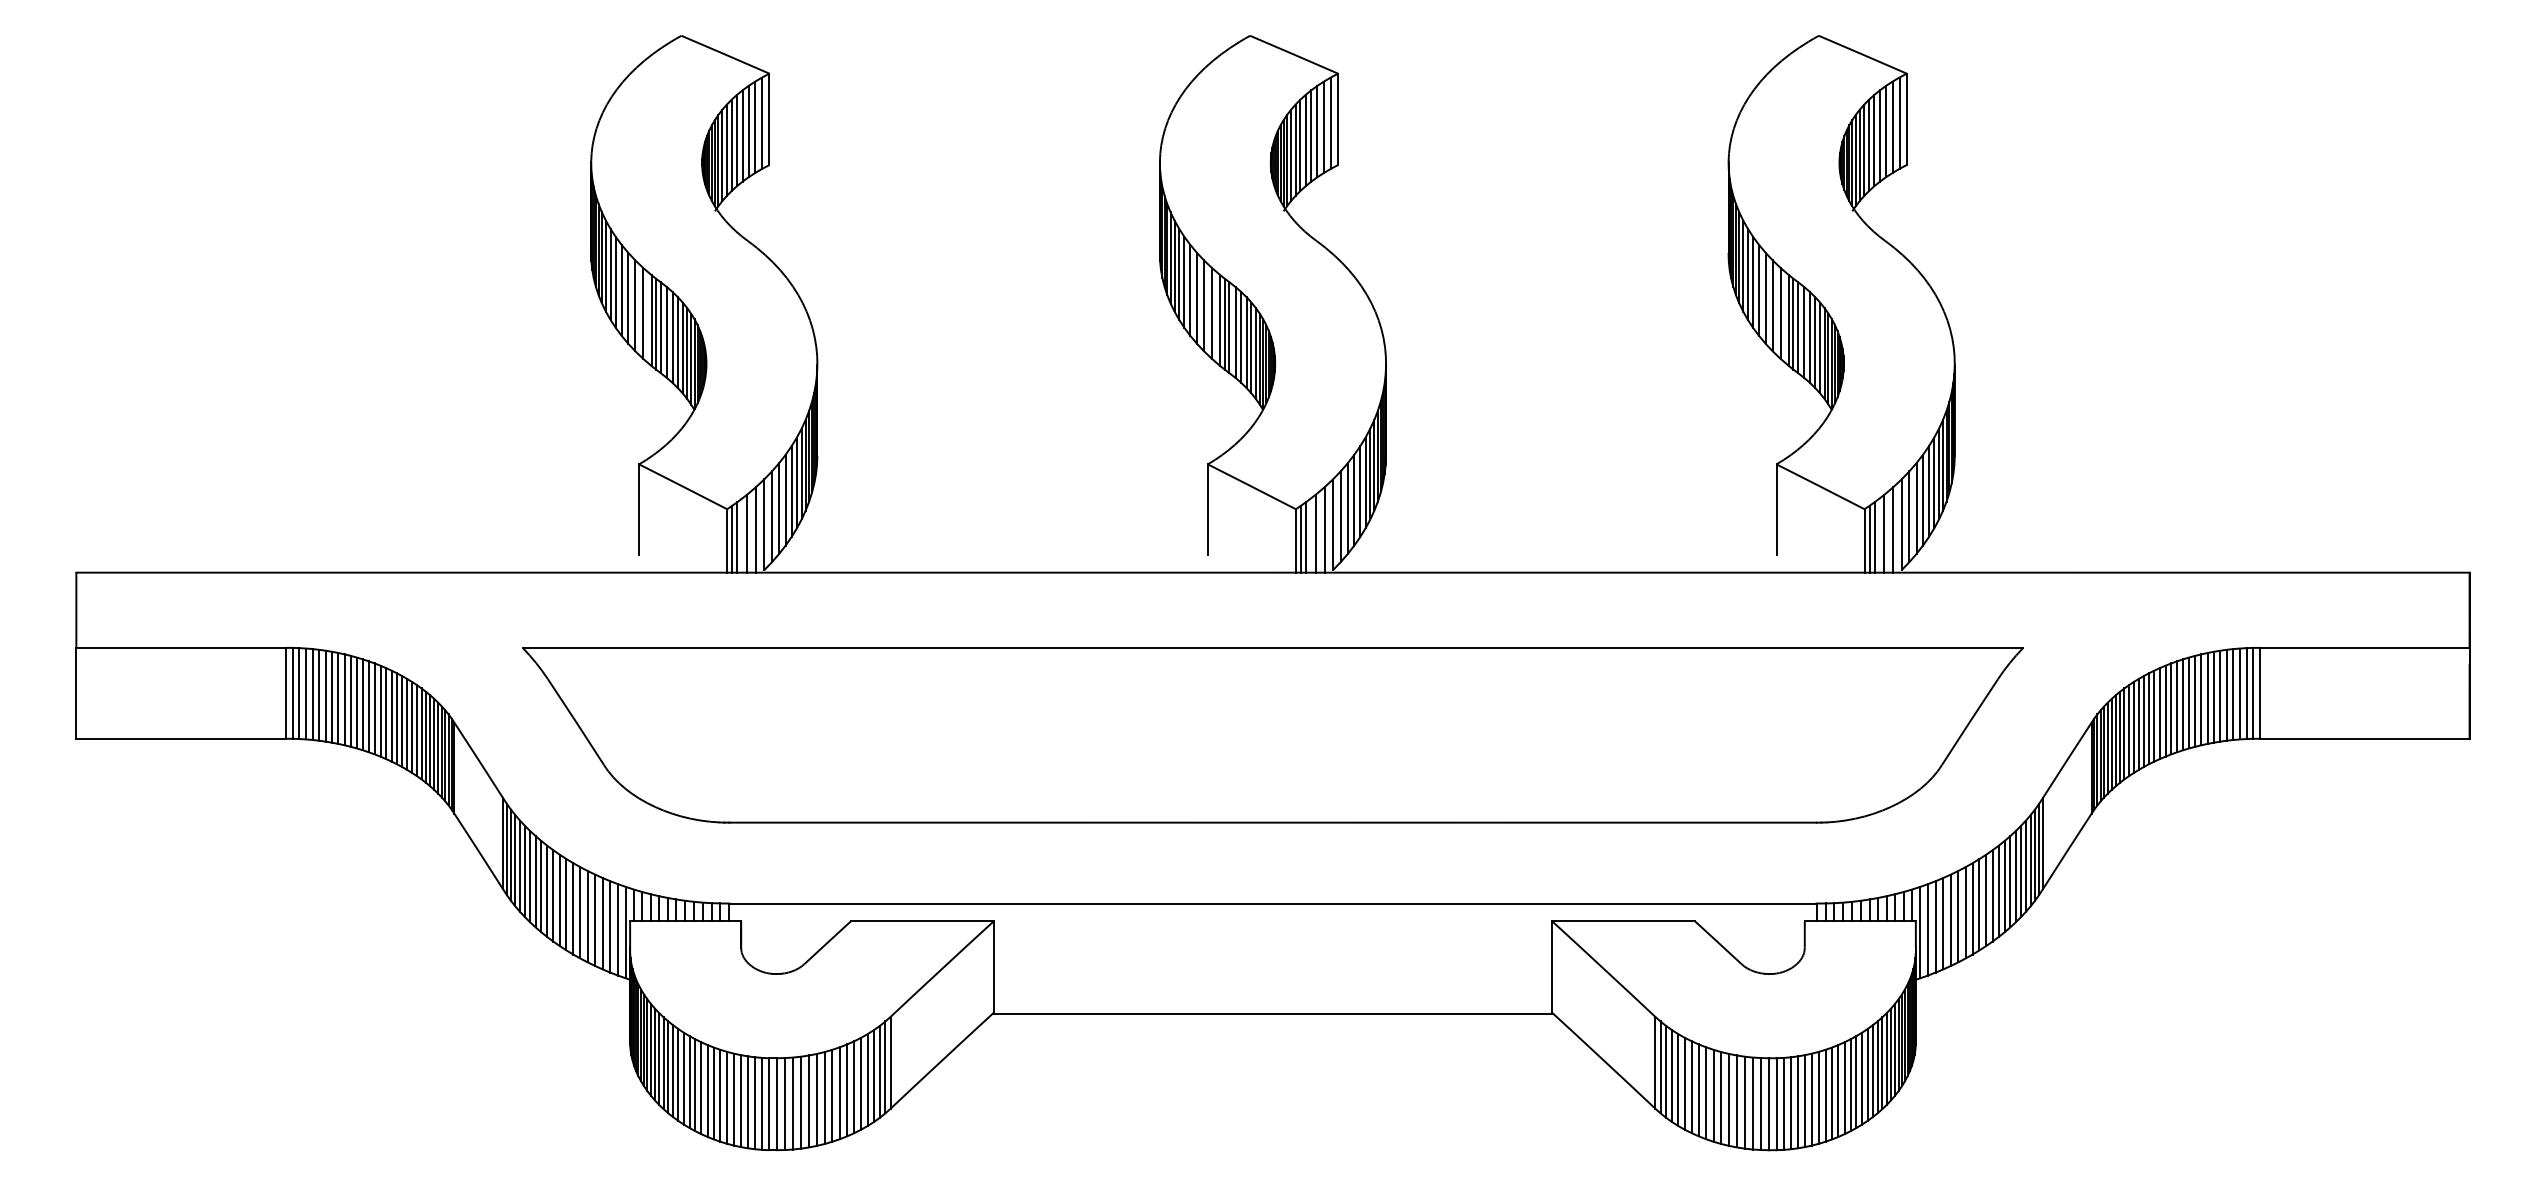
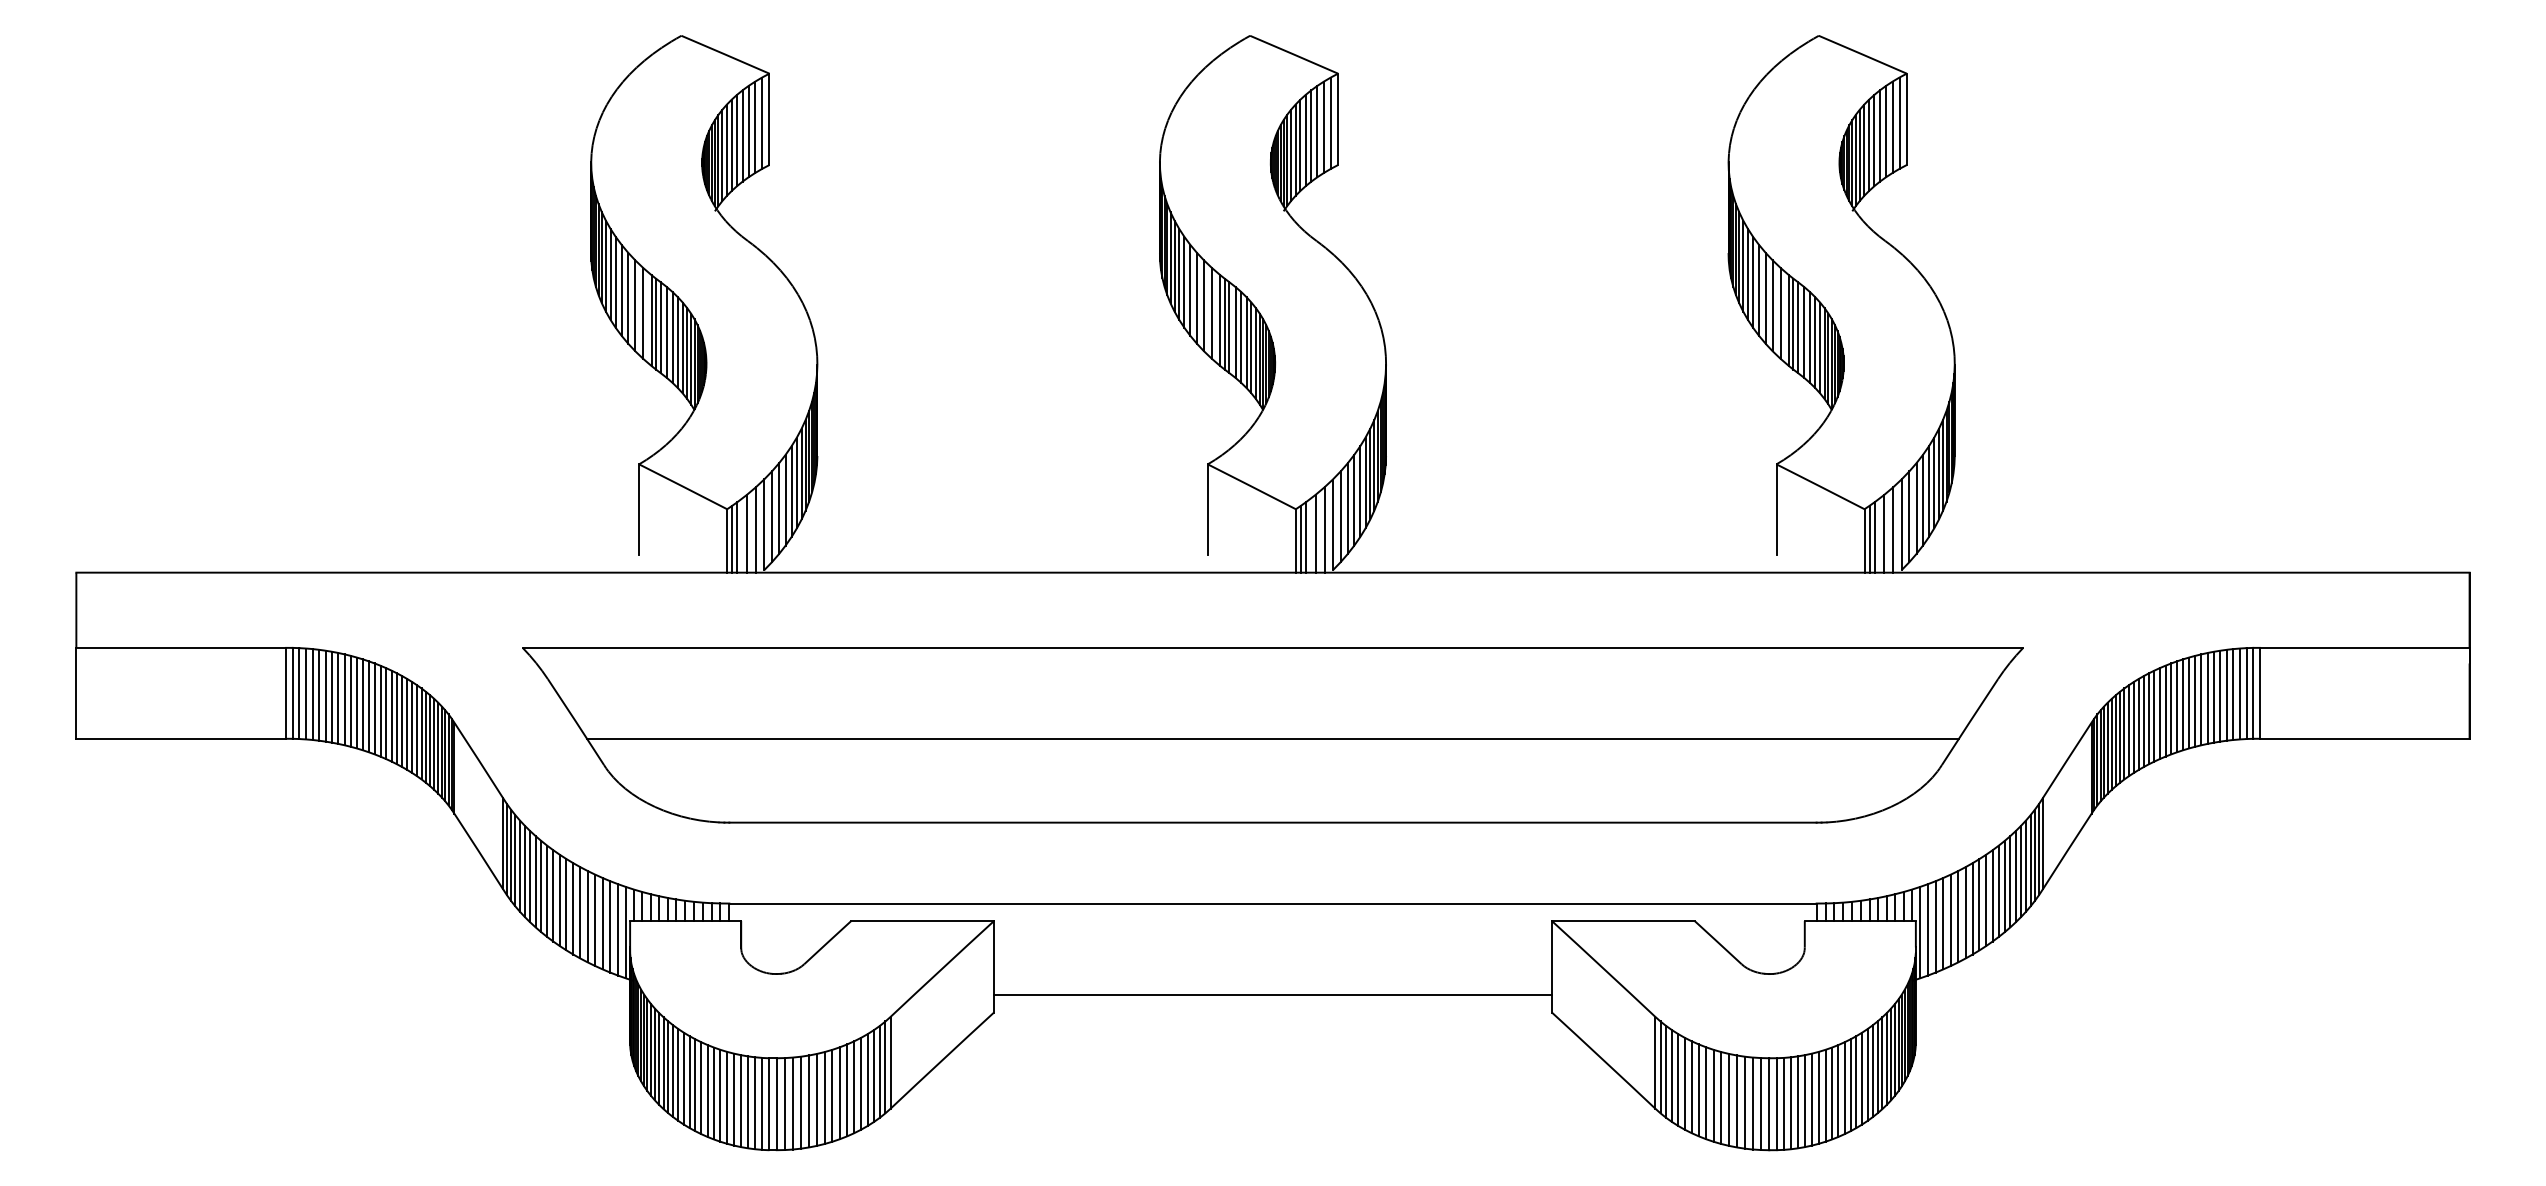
line: none -> present (1272, 738)
line position: (1272, 1013) -> (1272, 994) (1272, 994)
